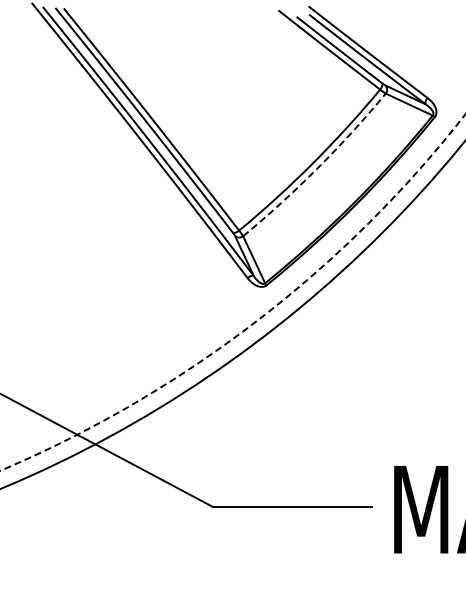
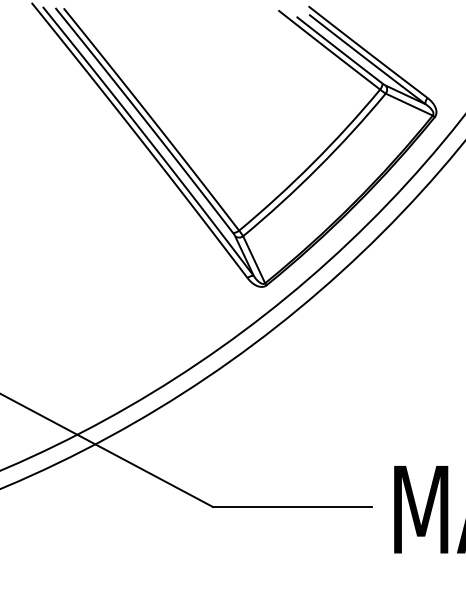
arc: dashed -> solid (317, 168)
arc: dashed -> solid (254, 322)
